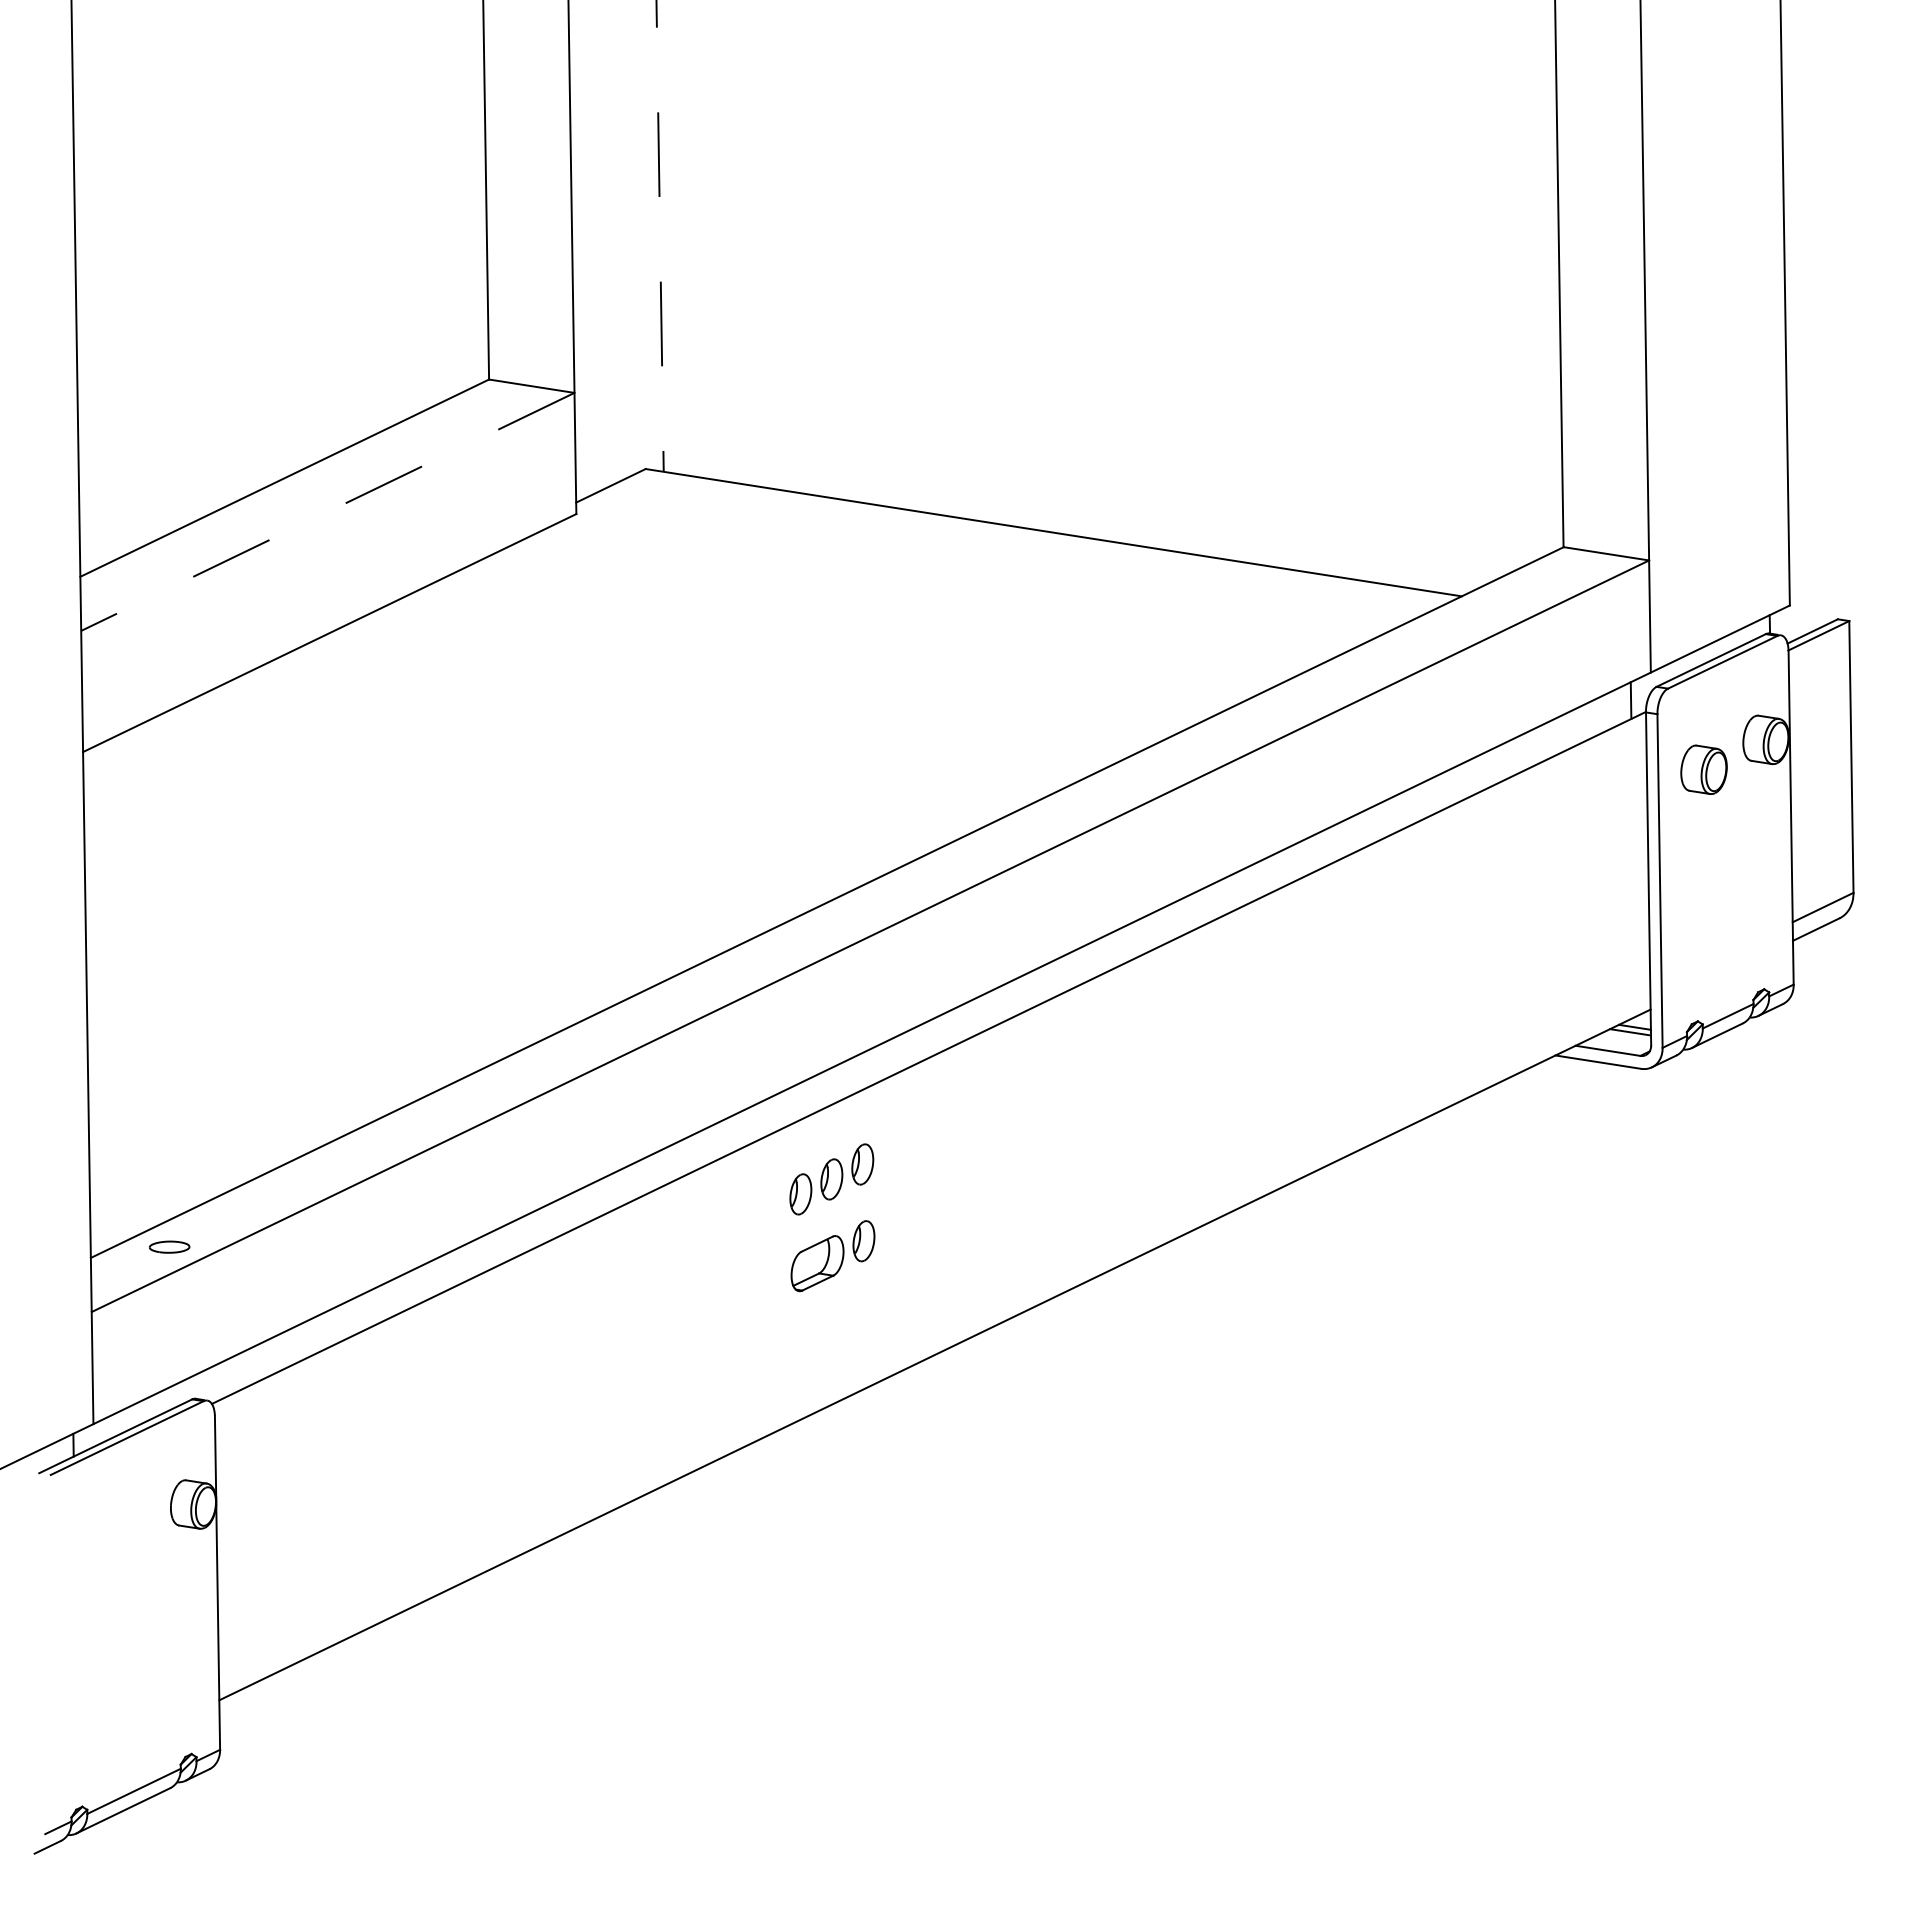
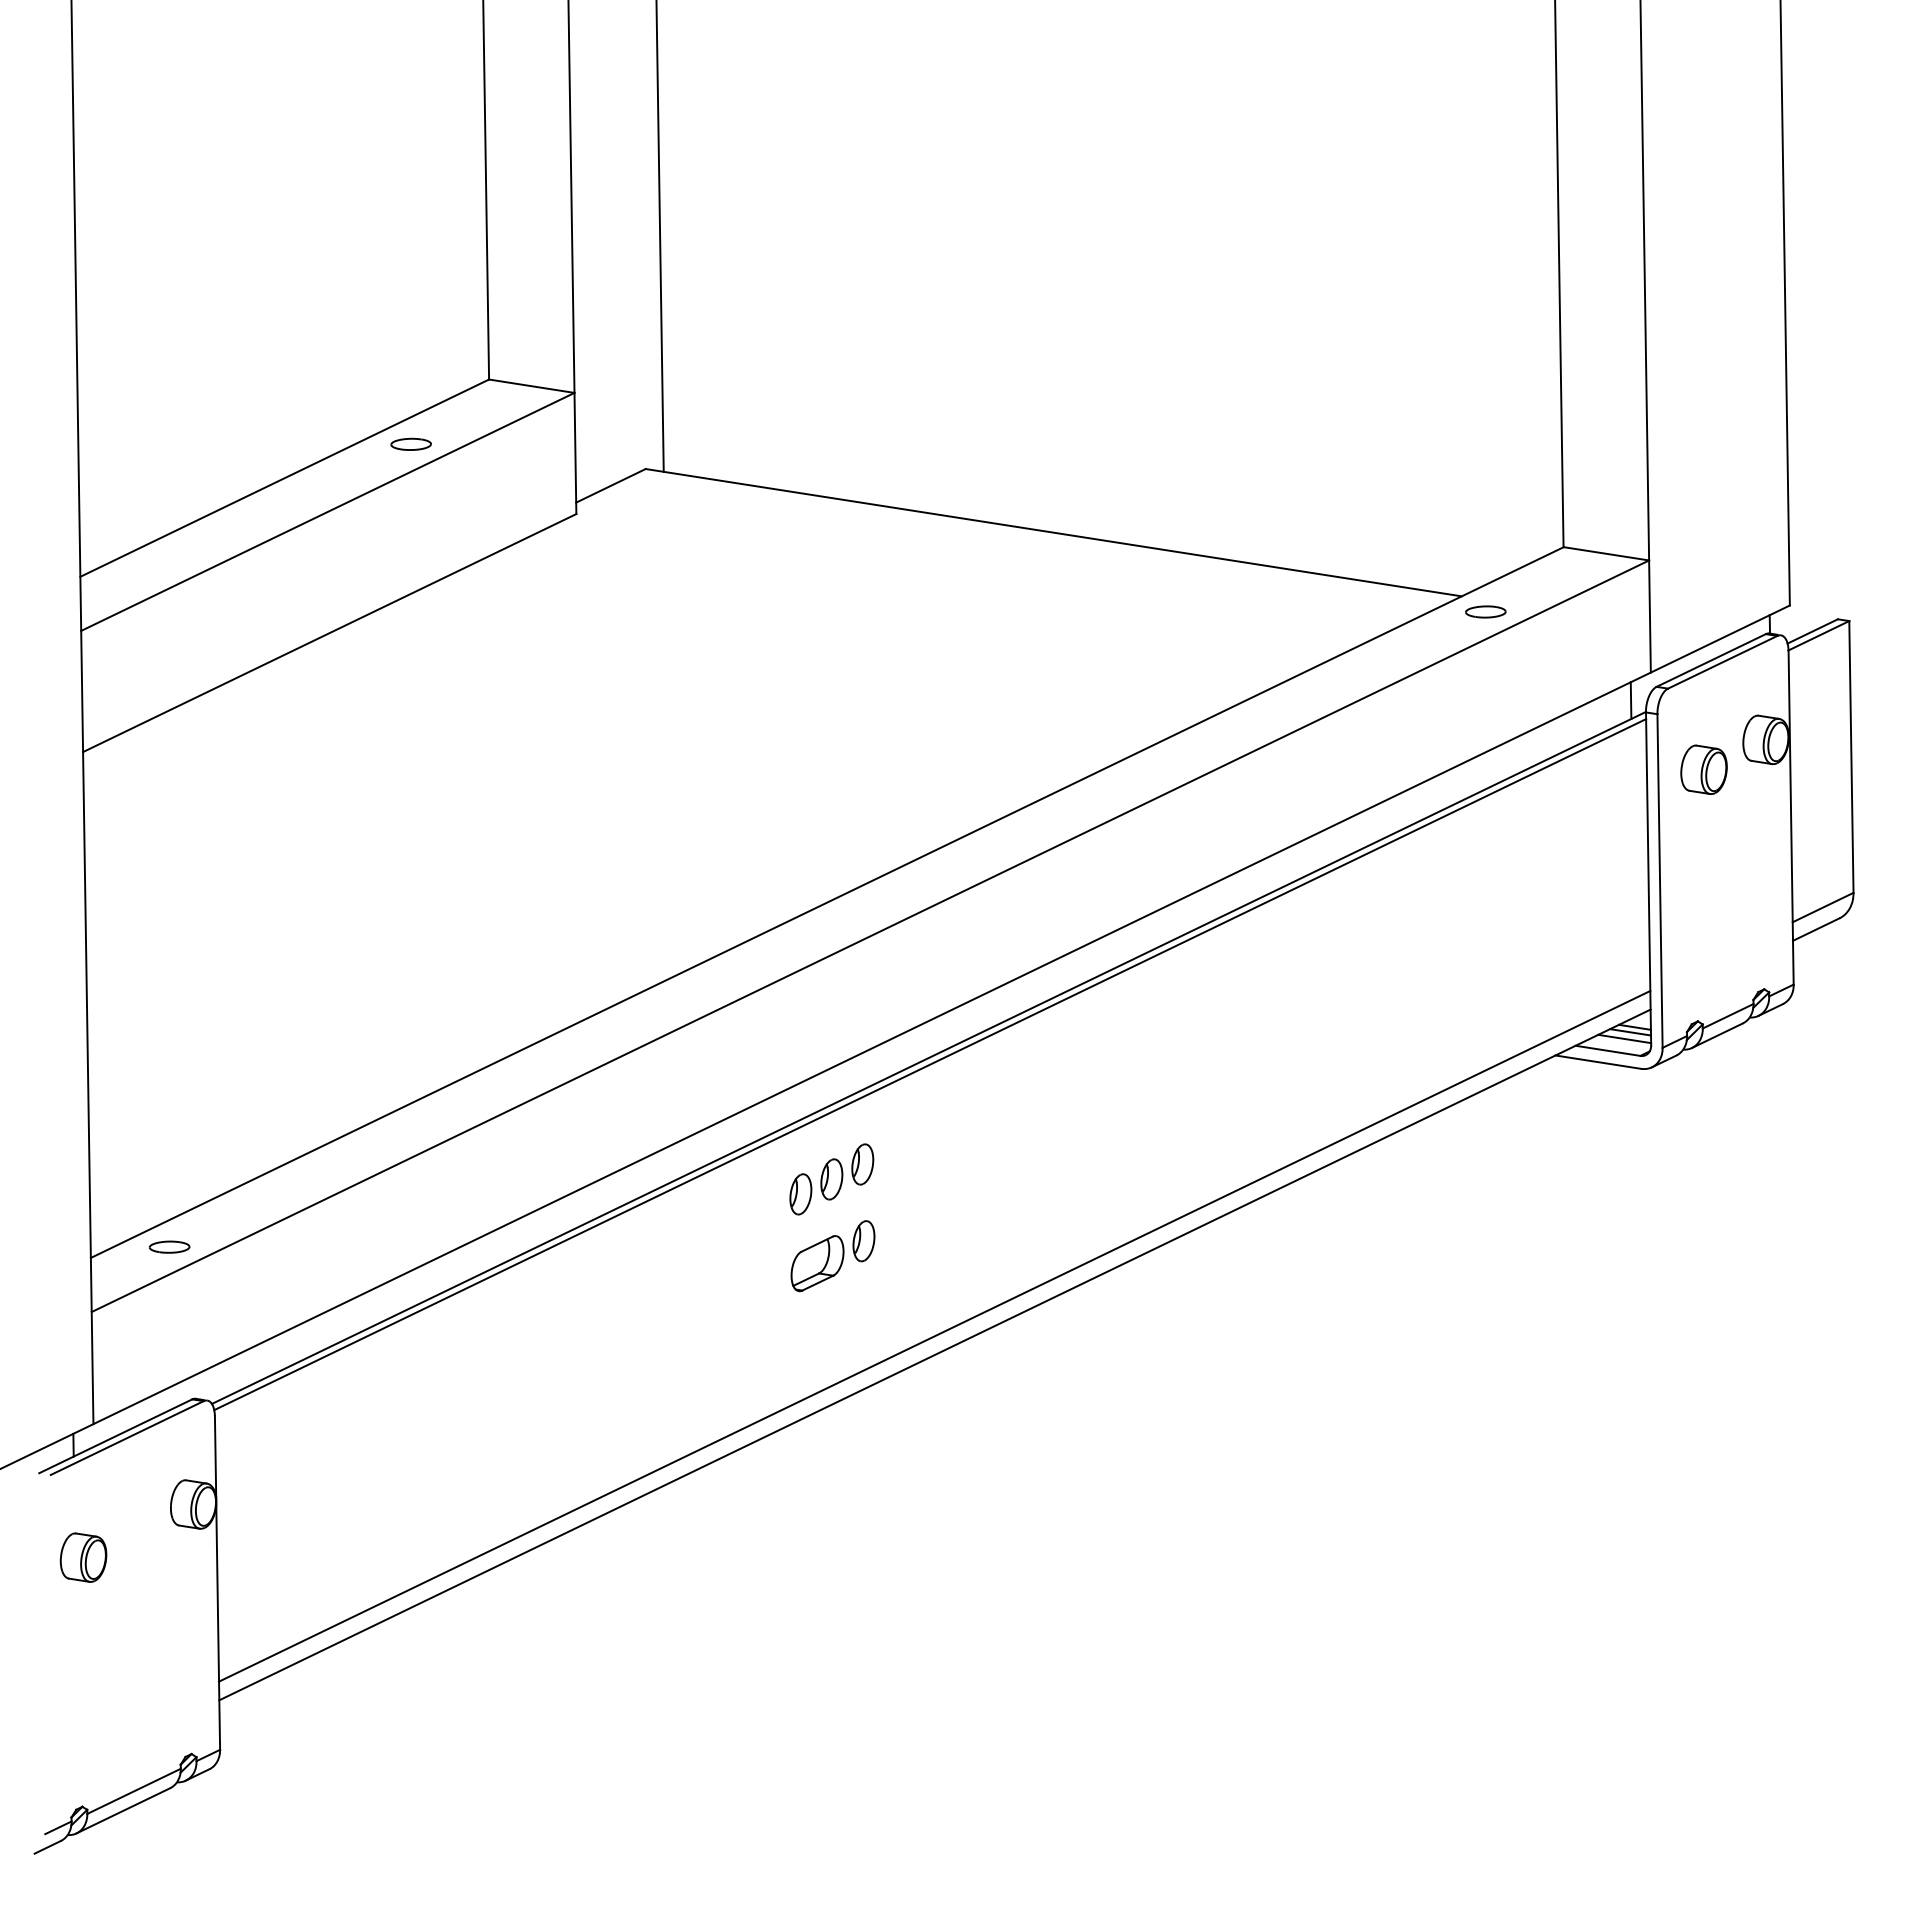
line: dashed -> solid (660, 236)
part: none -> present (410, 443)
line: dashed -> solid (327, 511)
part: none -> present (1485, 611)
line: none -> present (1624, 1038)
line: none -> present (930, 1064)
line: none -> present (934, 1335)
part: none -> present (83, 1557)
